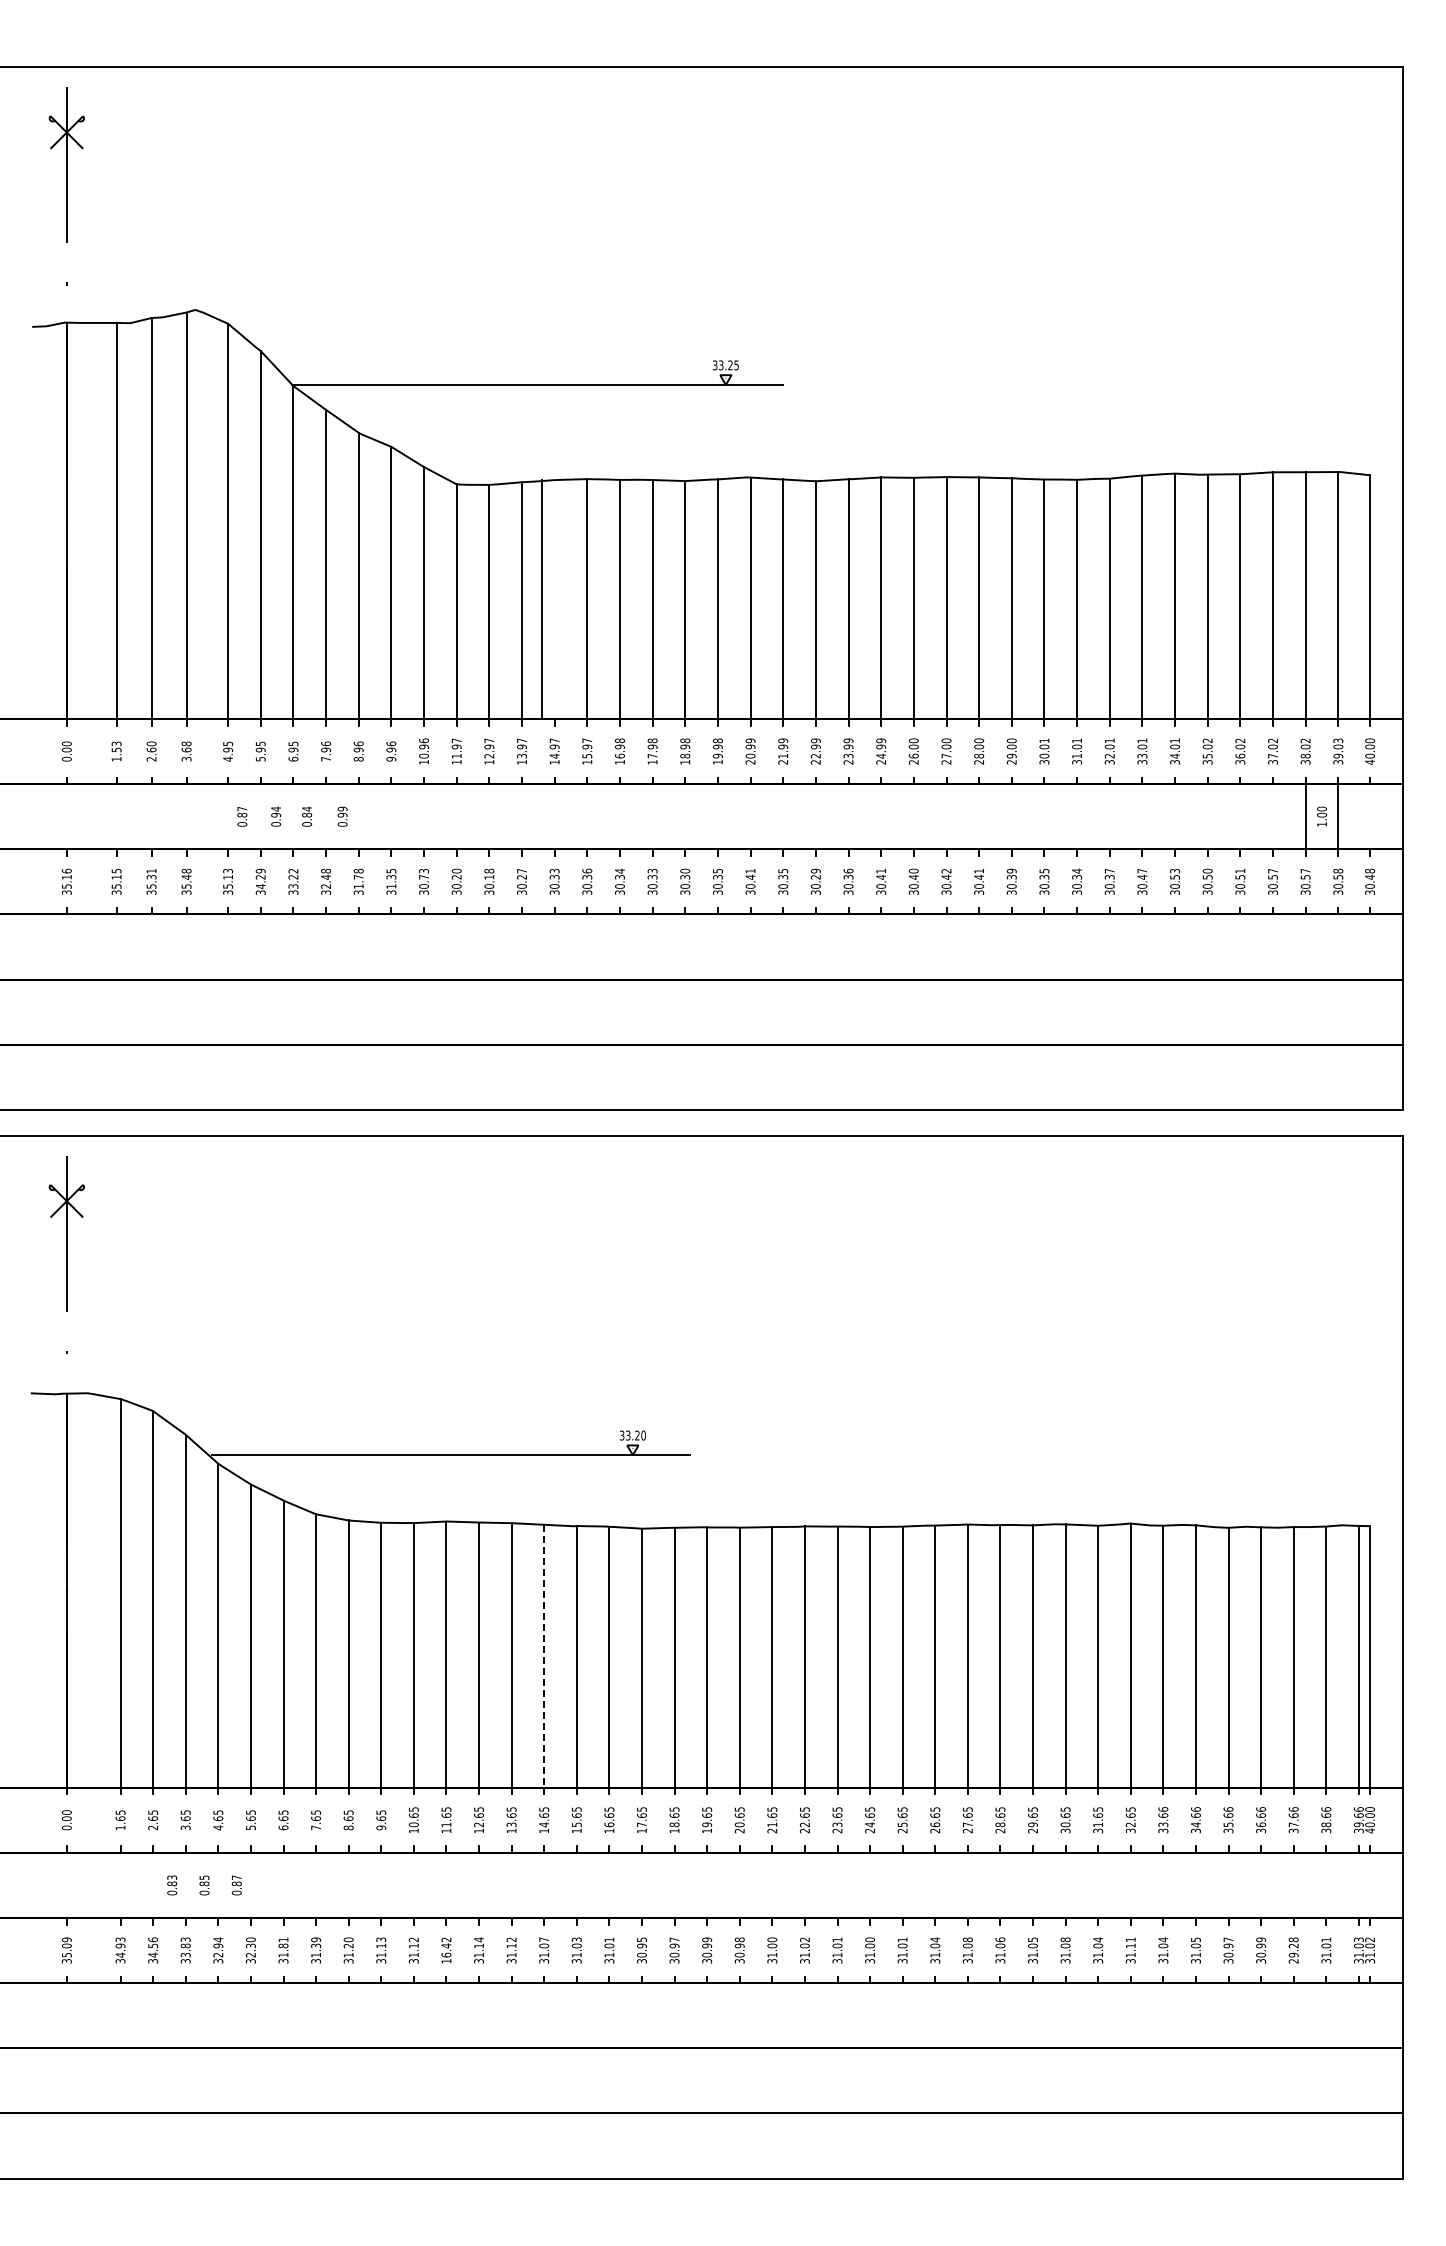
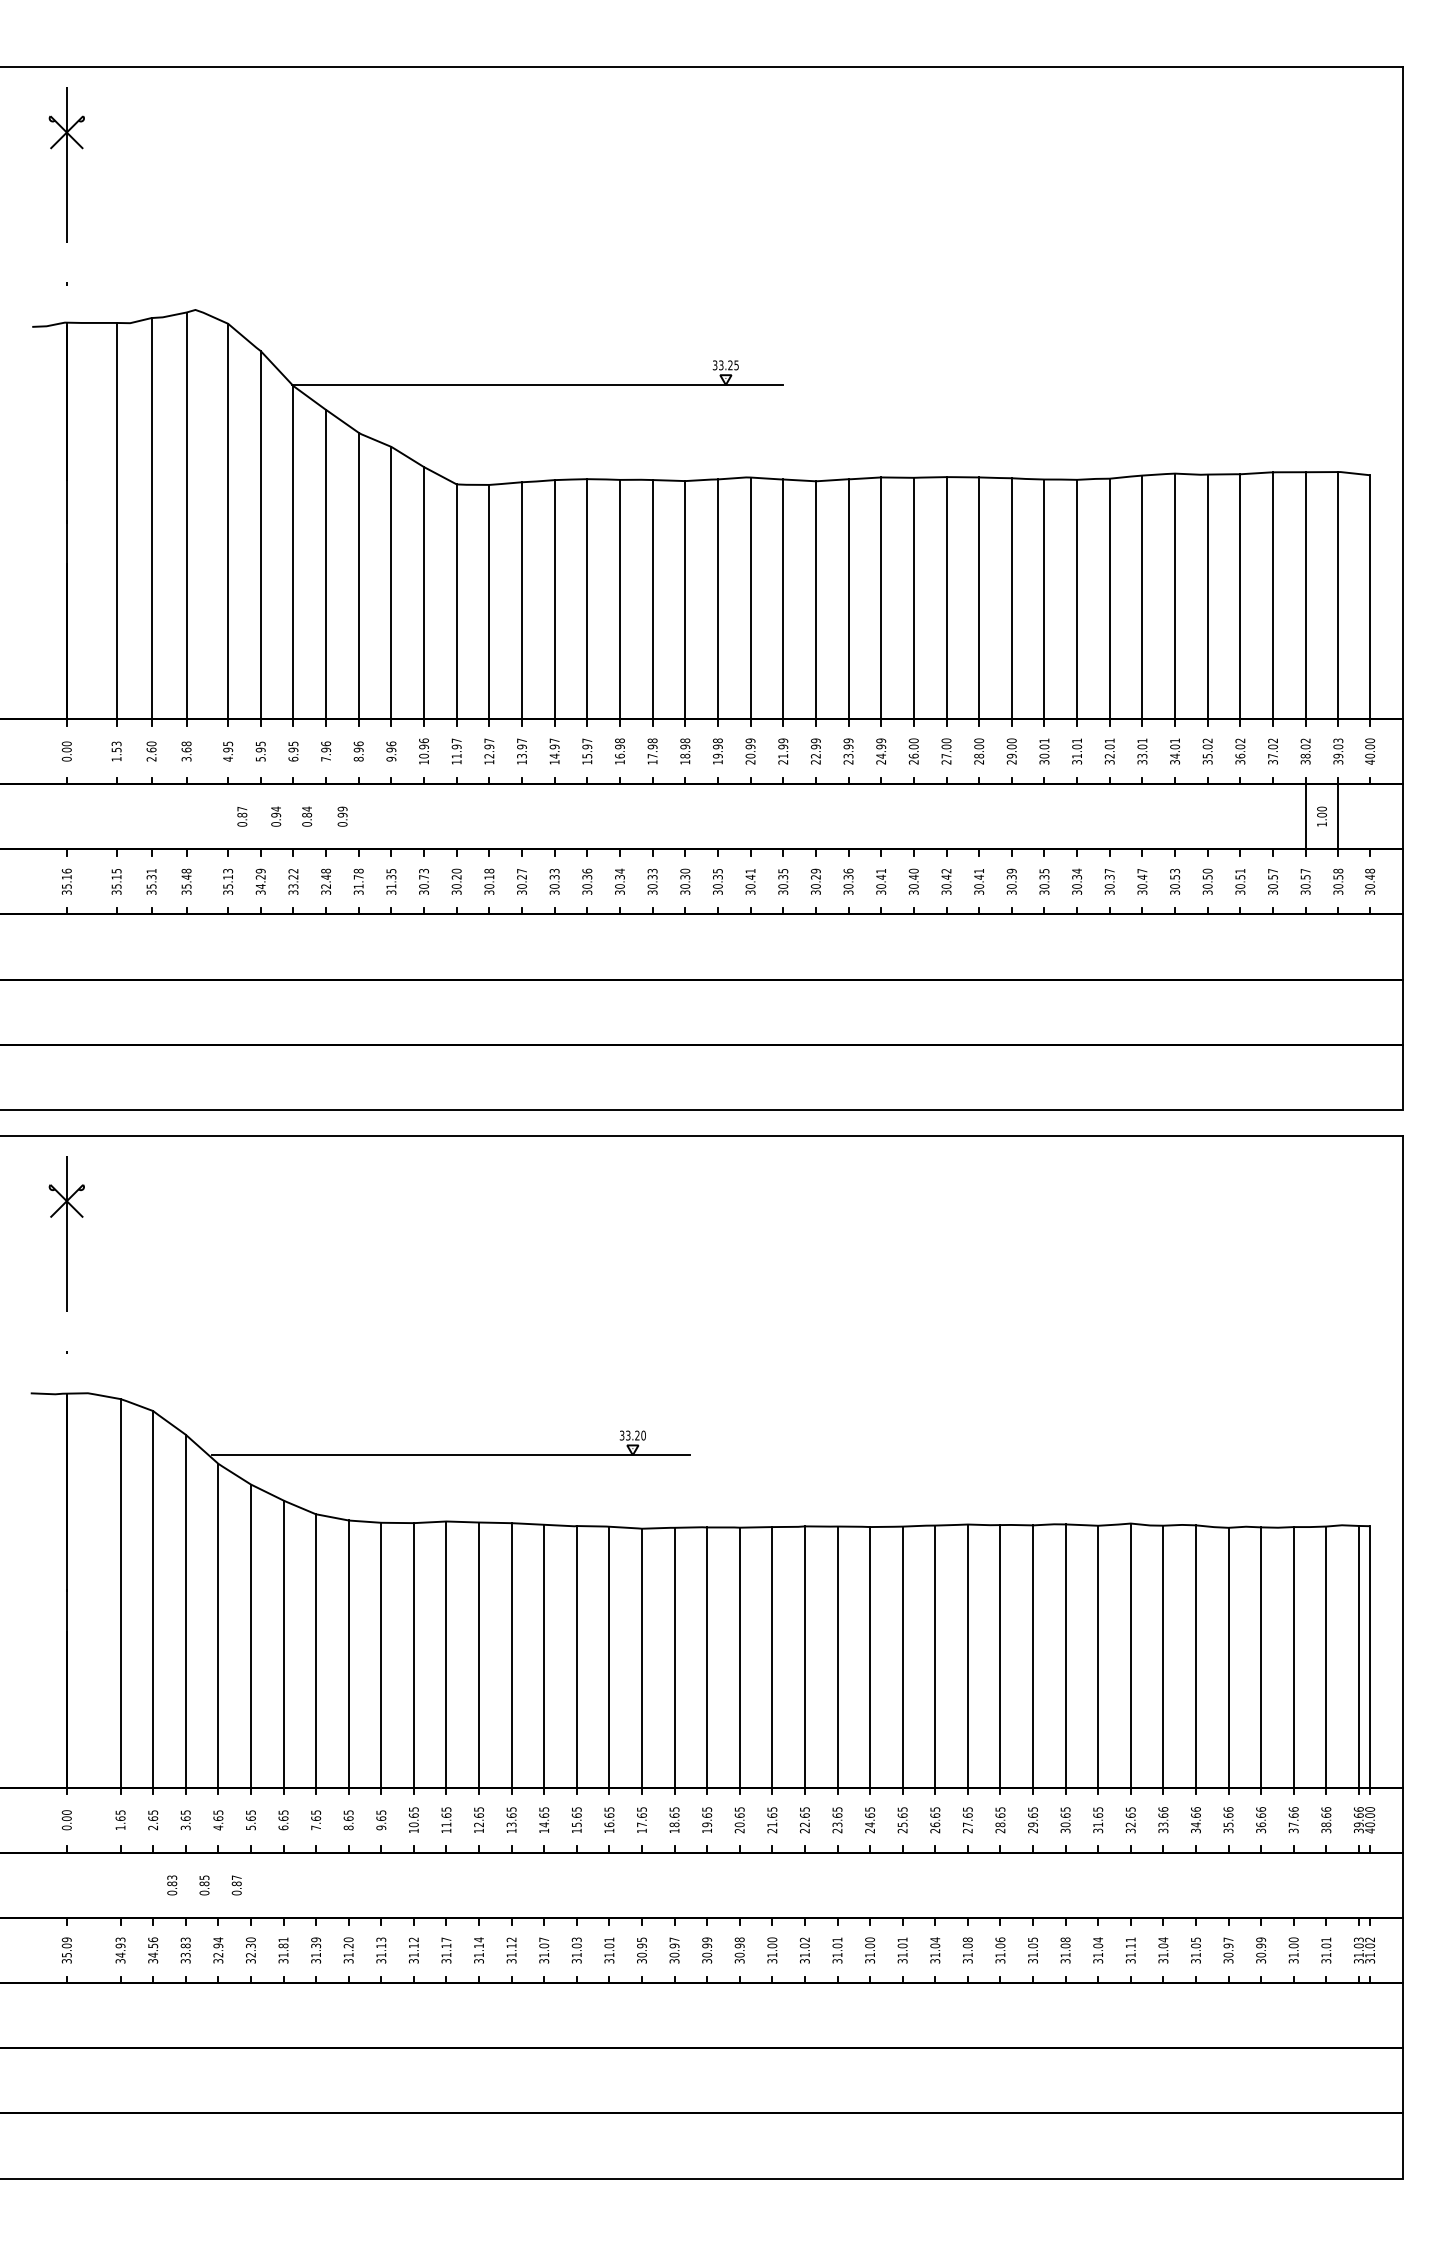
line position: (541, 599) -> (554, 599) (554, 599)
line: dashed -> solid (544, 1656)
text: 16.42 -> 31.17 (446, 1950)
text: 29.28 -> 31.00 (1293, 1950)
